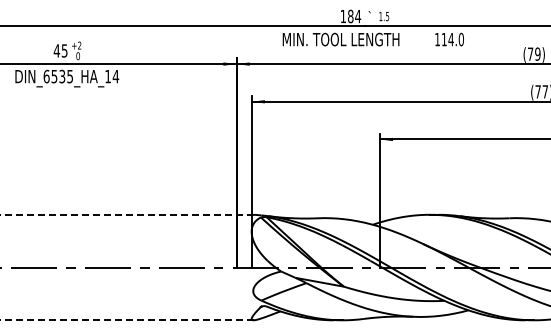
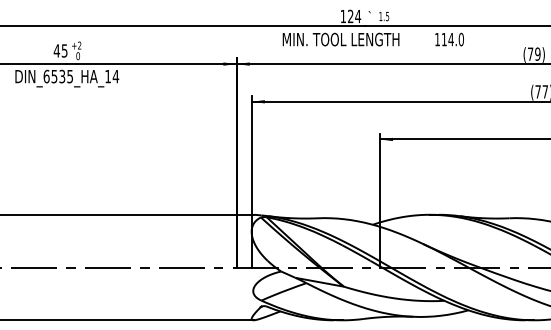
text: 184 -> 124 (350, 16)
line: dashed -> solid (126, 214)
line: dashed -> solid (126, 320)
